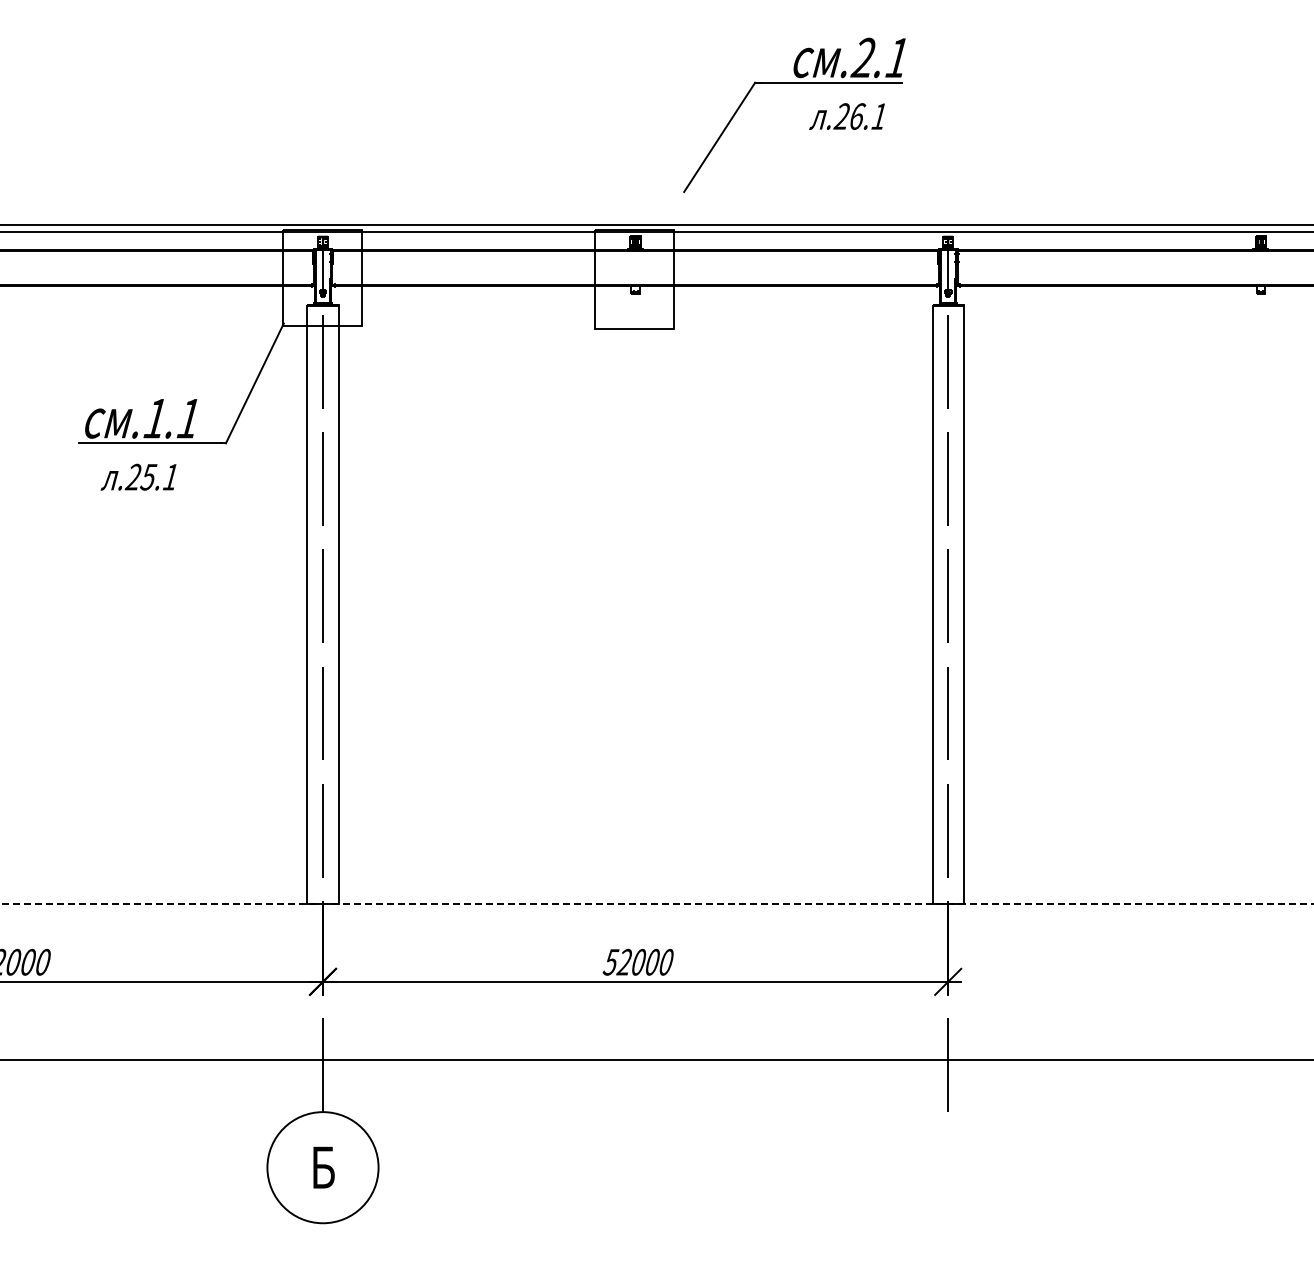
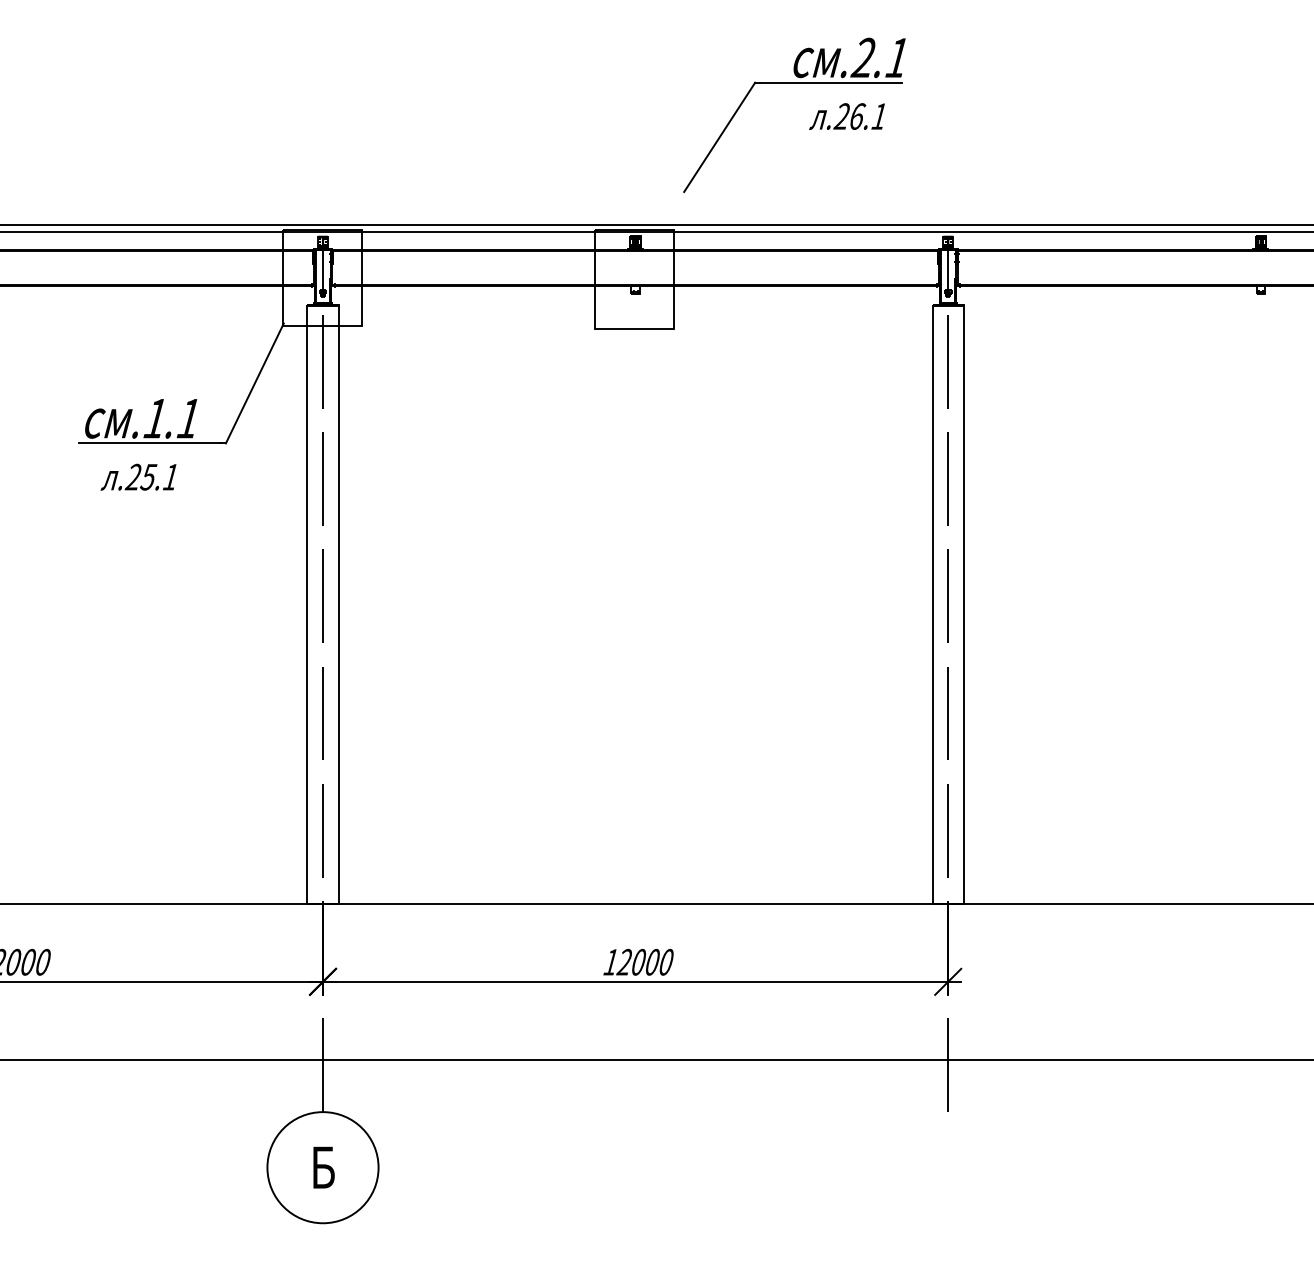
line: dashed -> solid (657, 903)
text: 52000 -> 12000 (610, 962)
